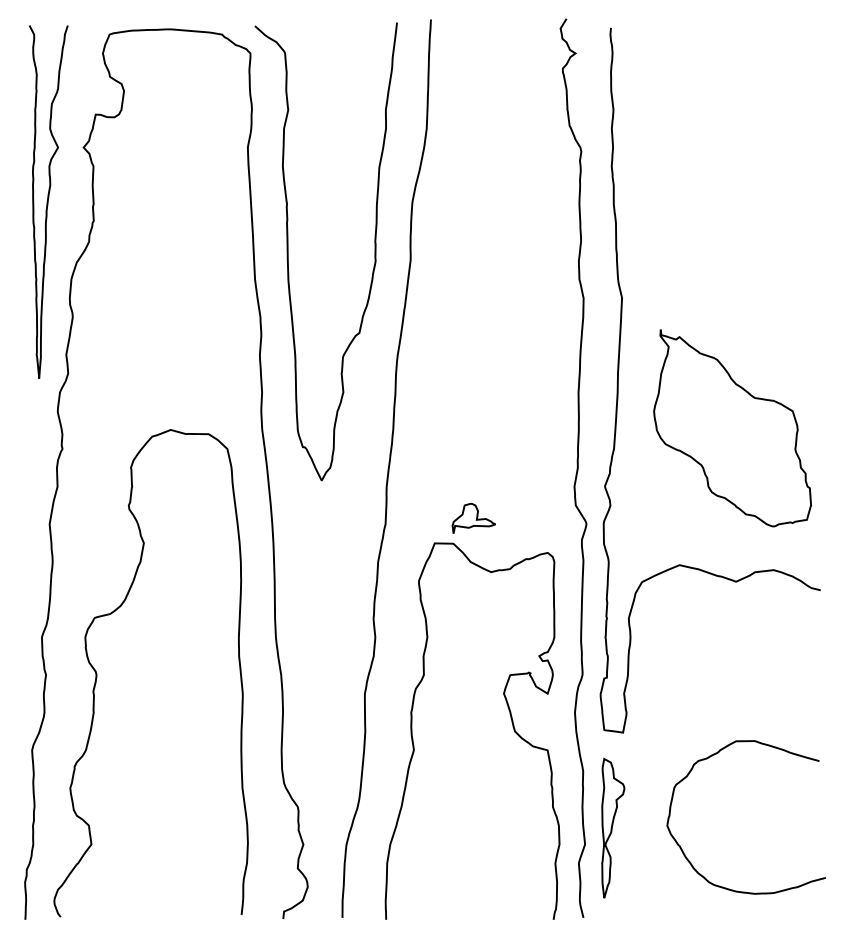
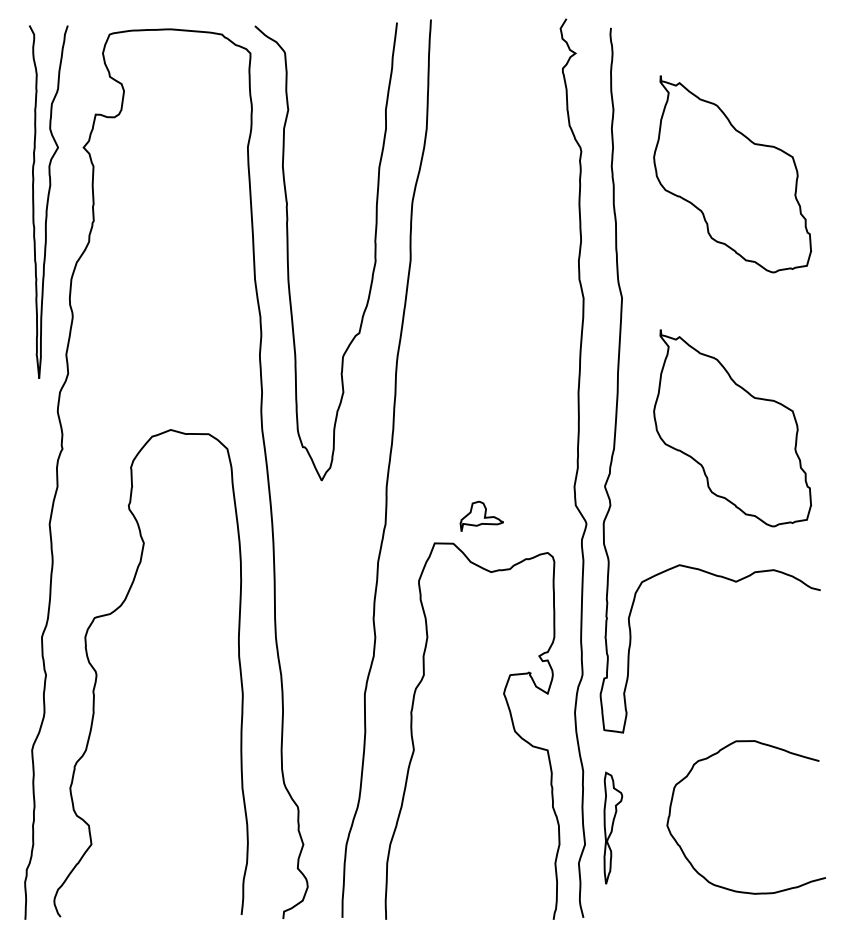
part: none -> present (732, 174)
part position: (473, 517) -> (481, 515) (481, 515)
part size: 25x142 px -> 21x114 px (613, 827)
